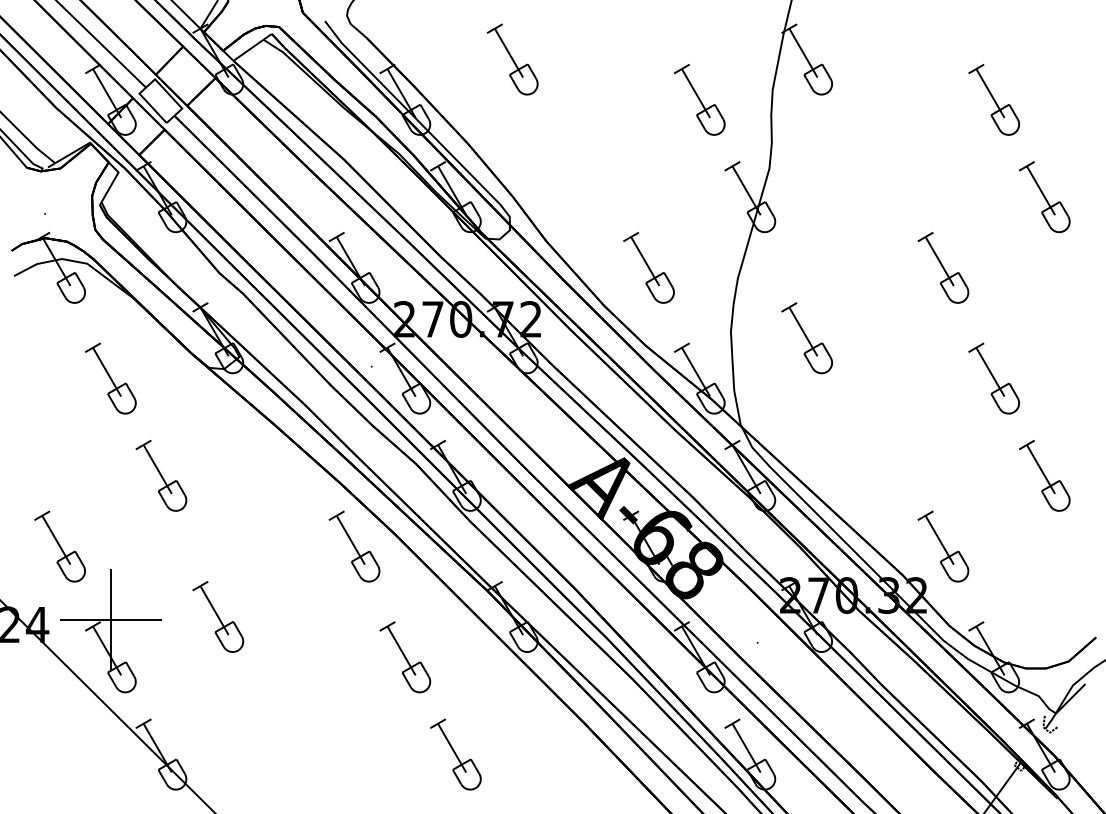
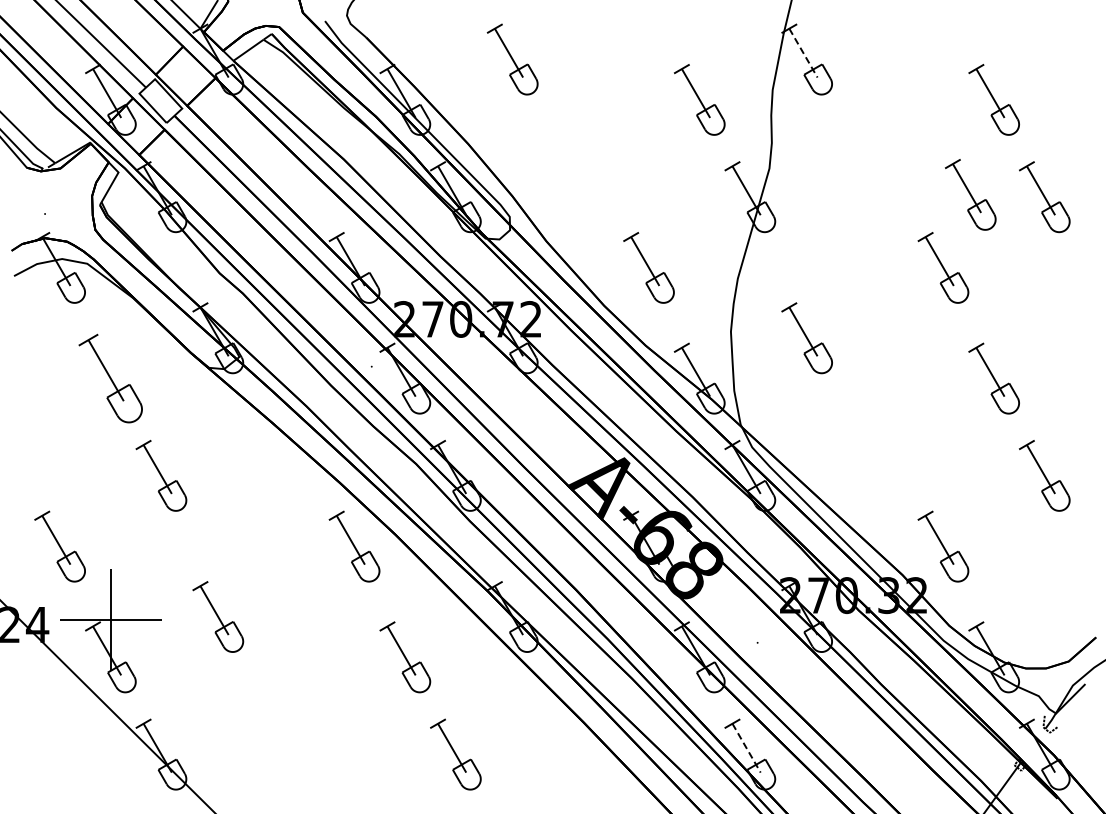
line: solid -> dashed (803, 53)
part: none -> present (970, 194)
part size: 52x73 px -> 65x91 px (110, 378)
line: solid -> dashed (746, 748)
